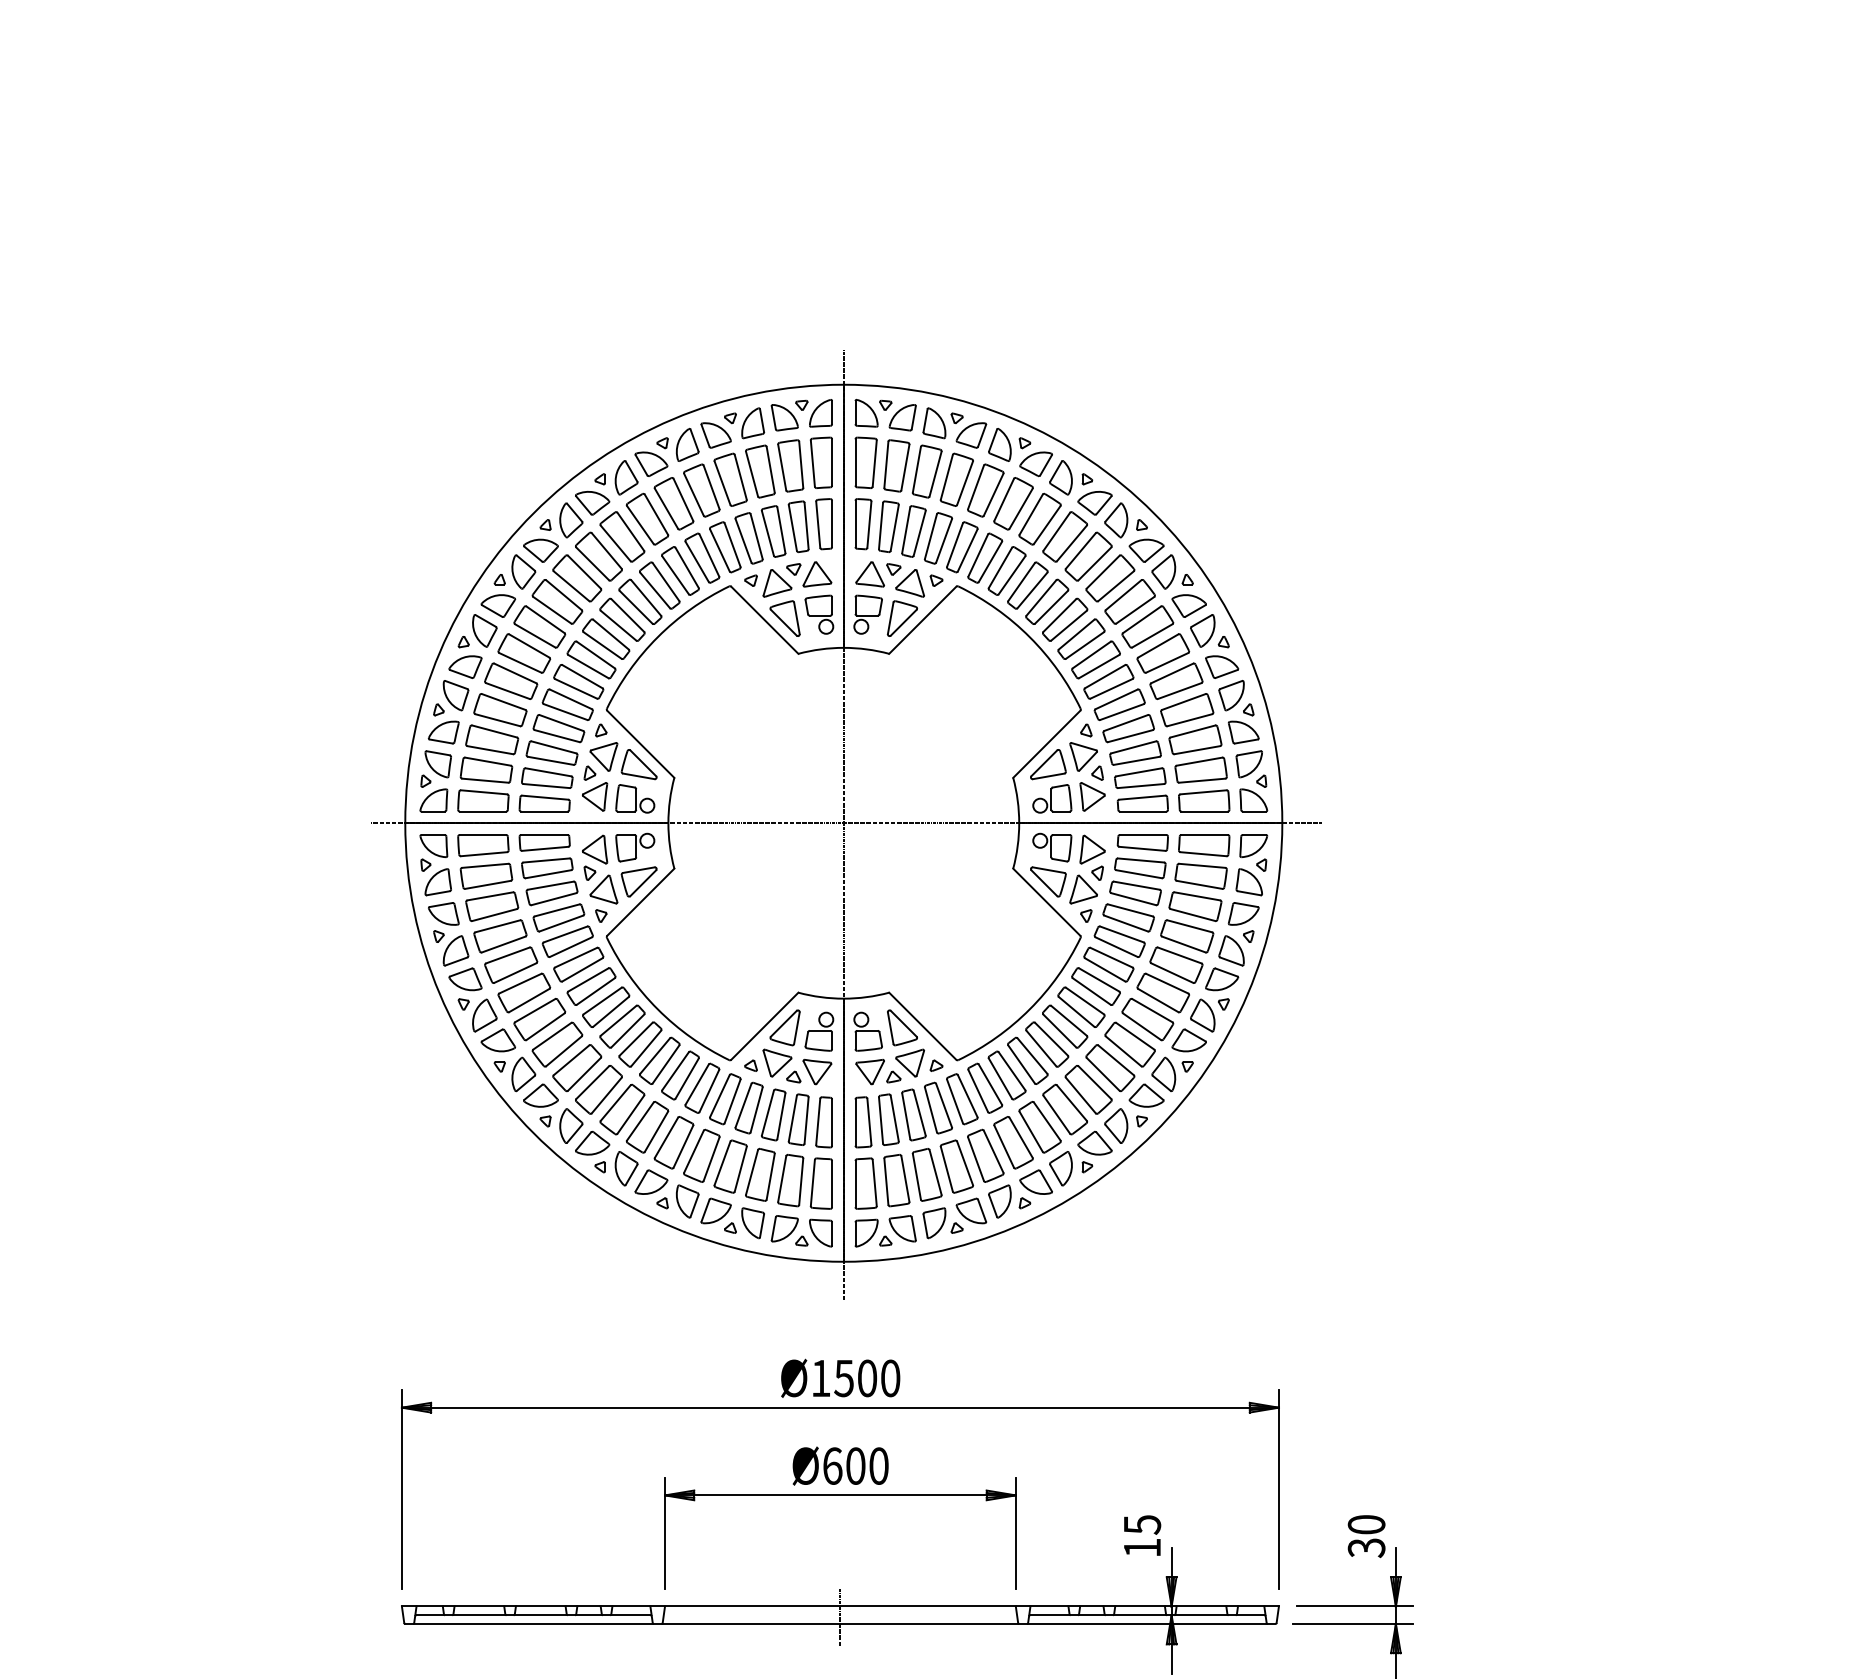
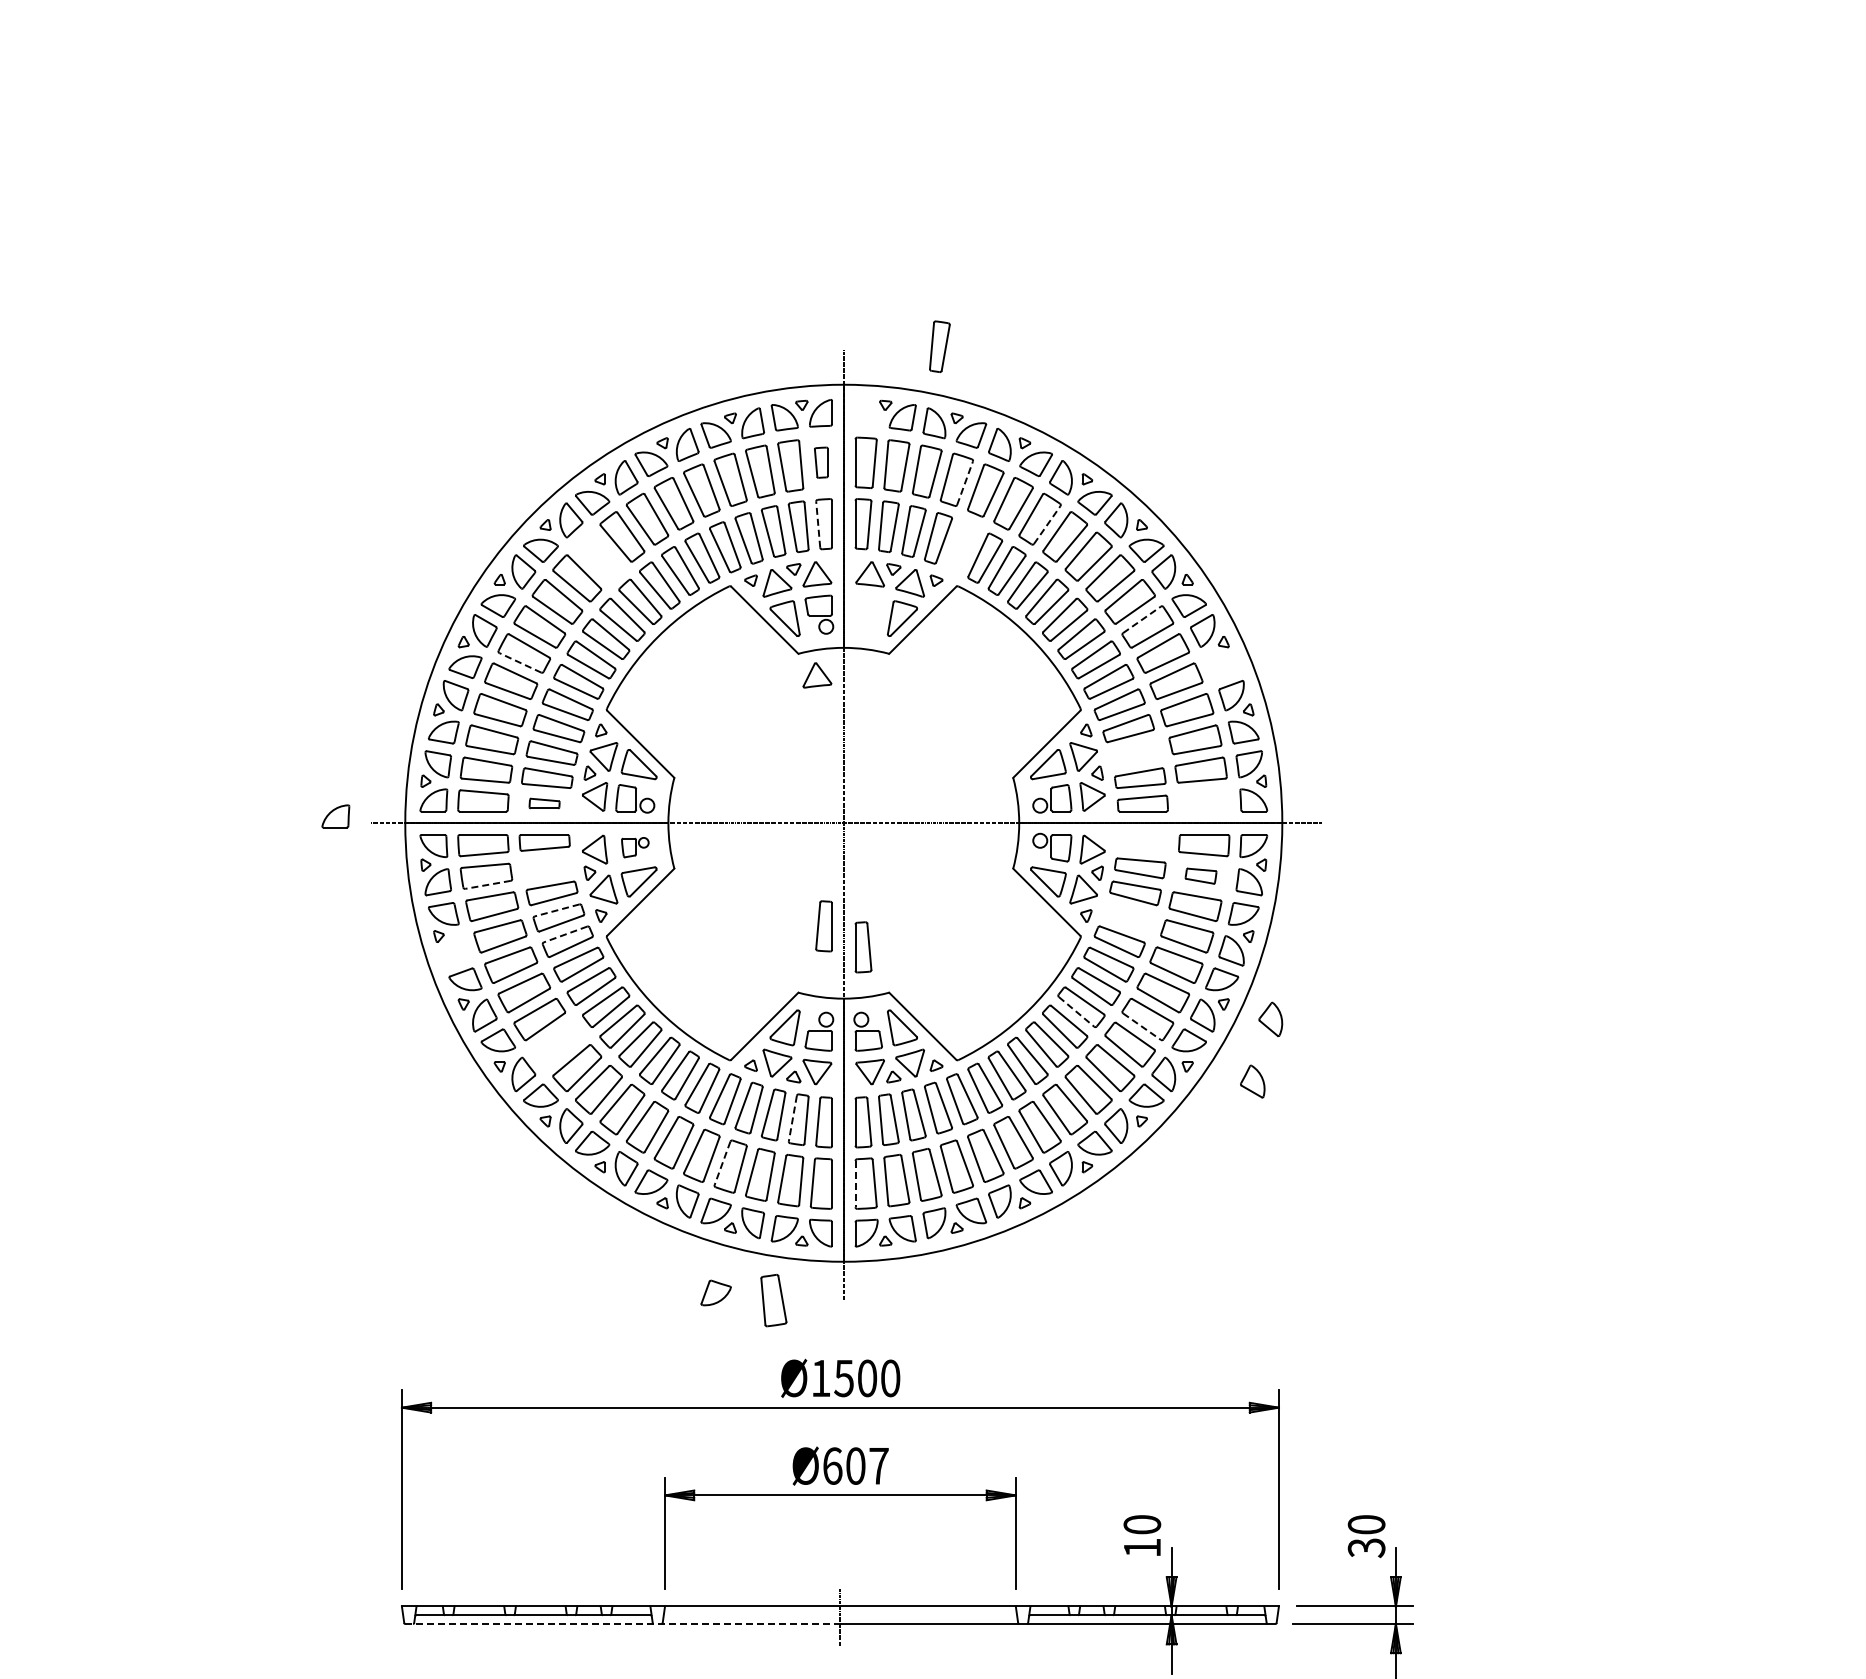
part: none -> present (939, 346)
part: present -> none (866, 412)
part size: 24x53 px -> 15x33 px (821, 462)
line: solid -> dashed (965, 482)
line: solid -> dashed (818, 524)
line: solid -> dashed (1047, 524)
part: present -> none (962, 547)
part: present -> none (598, 556)
part: present -> none (867, 614)
line: solid -> dashed (1142, 619)
line: solid -> dashed (519, 662)
part: present -> none (1222, 666)
part: none -> present (817, 675)
part: present -> none (1135, 752)
part: present -> none (1204, 800)
part size: 53x19 px -> 33x13 px (544, 803)
part: none -> present (335, 816)
part: present -> none (1142, 842)
part size: 41x31 px -> 29x22 px (635, 847)
part: present -> none (547, 868)
part size: 54x28 px -> 34x18 px (1200, 875)
line: solid -> dashed (487, 884)
line: solid -> dashed (556, 910)
part: present -> none (1128, 917)
part: none -> present (823, 926)
line: solid -> dashed (565, 934)
part: none -> present (863, 947)
part: present -> none (455, 950)
line: solid -> dashed (1076, 1012)
part: none -> present (1270, 1018)
line: solid -> dashed (1142, 1026)
part: present -> none (557, 1044)
part: none -> present (1252, 1081)
line: solid -> dashed (792, 1119)
line: solid -> dashed (722, 1163)
line: solid -> dashed (855, 1184)
part: none -> present (715, 1292)
part: none -> present (773, 1300)
text: Ø600 -> Ø607 (878, 1465)
text: 15 -> 10 (1142, 1524)
line: solid -> dashed (622, 1624)
